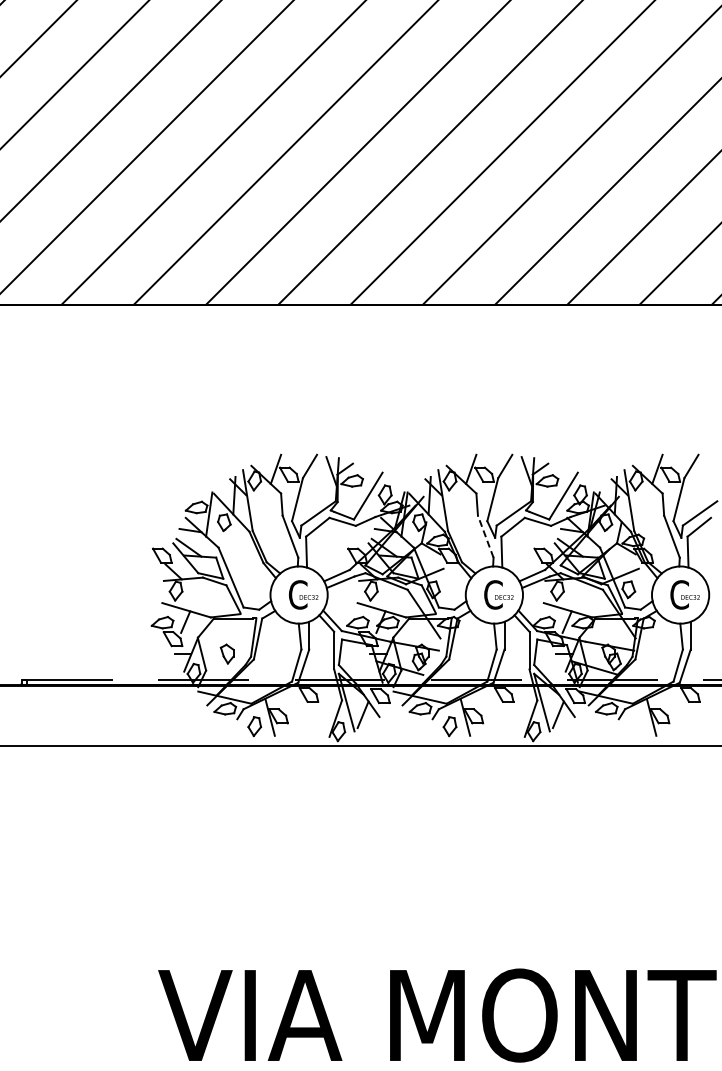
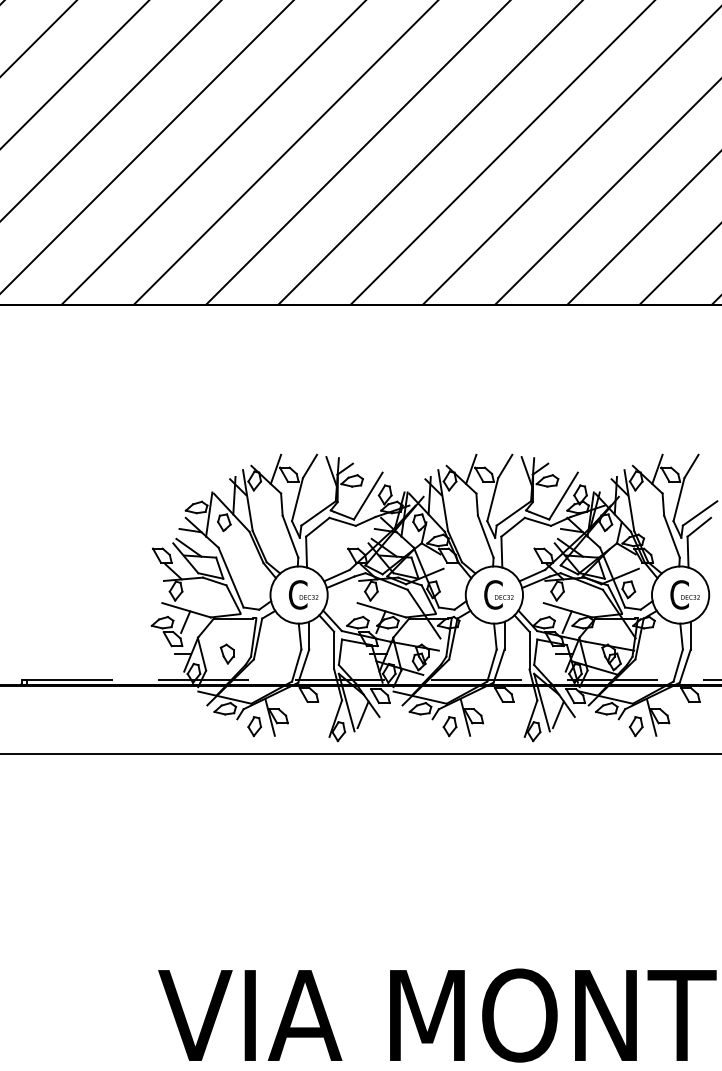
line: dashed -> solid (485, 536)
part: none -> present (635, 726)
line position: (360, 746) -> (360, 754) (360, 754)
